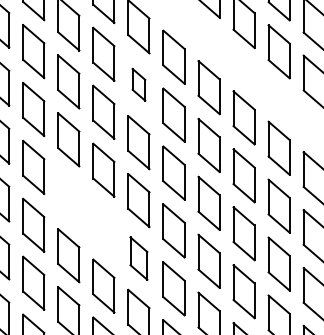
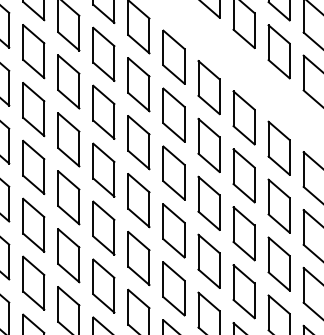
part size: 16x35 px -> 24x56 px (138, 84)
part: none -> present (68, 197)
part: none -> present (103, 227)
part size: 20x45 px -> 24x56 px (138, 258)
